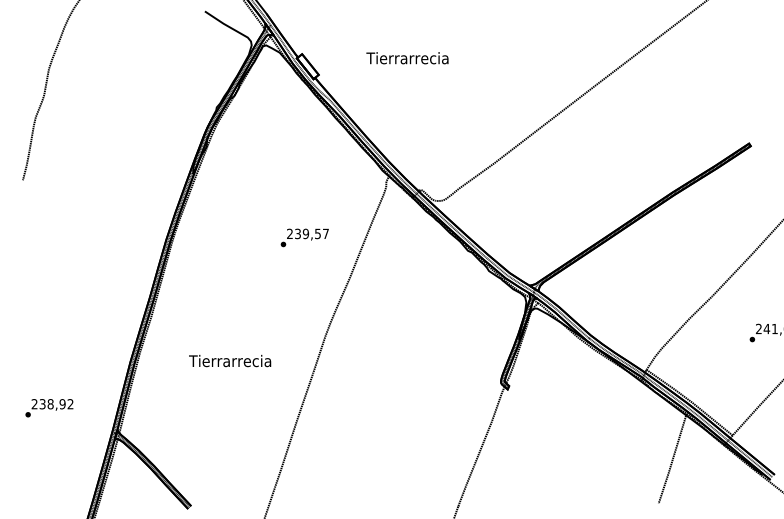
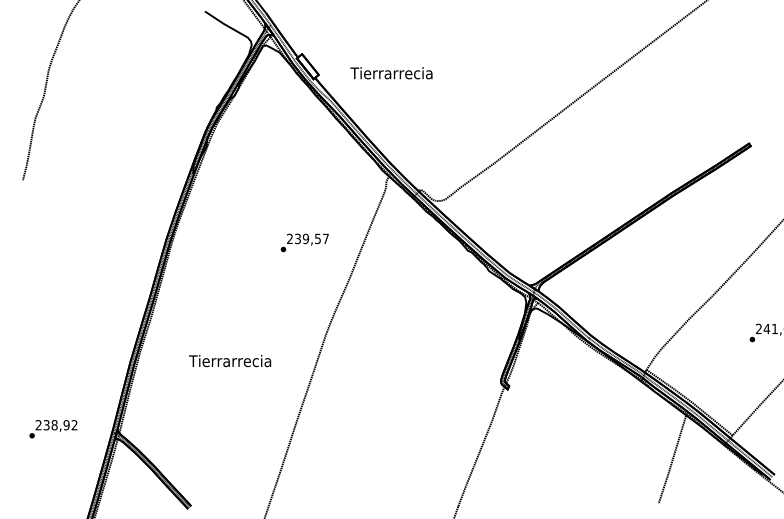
text position: (407, 58) -> (391, 73) (391, 73)
text position: (304, 237) -> (304, 242) (304, 242)
text position: (49, 408) -> (53, 429) (53, 429)
